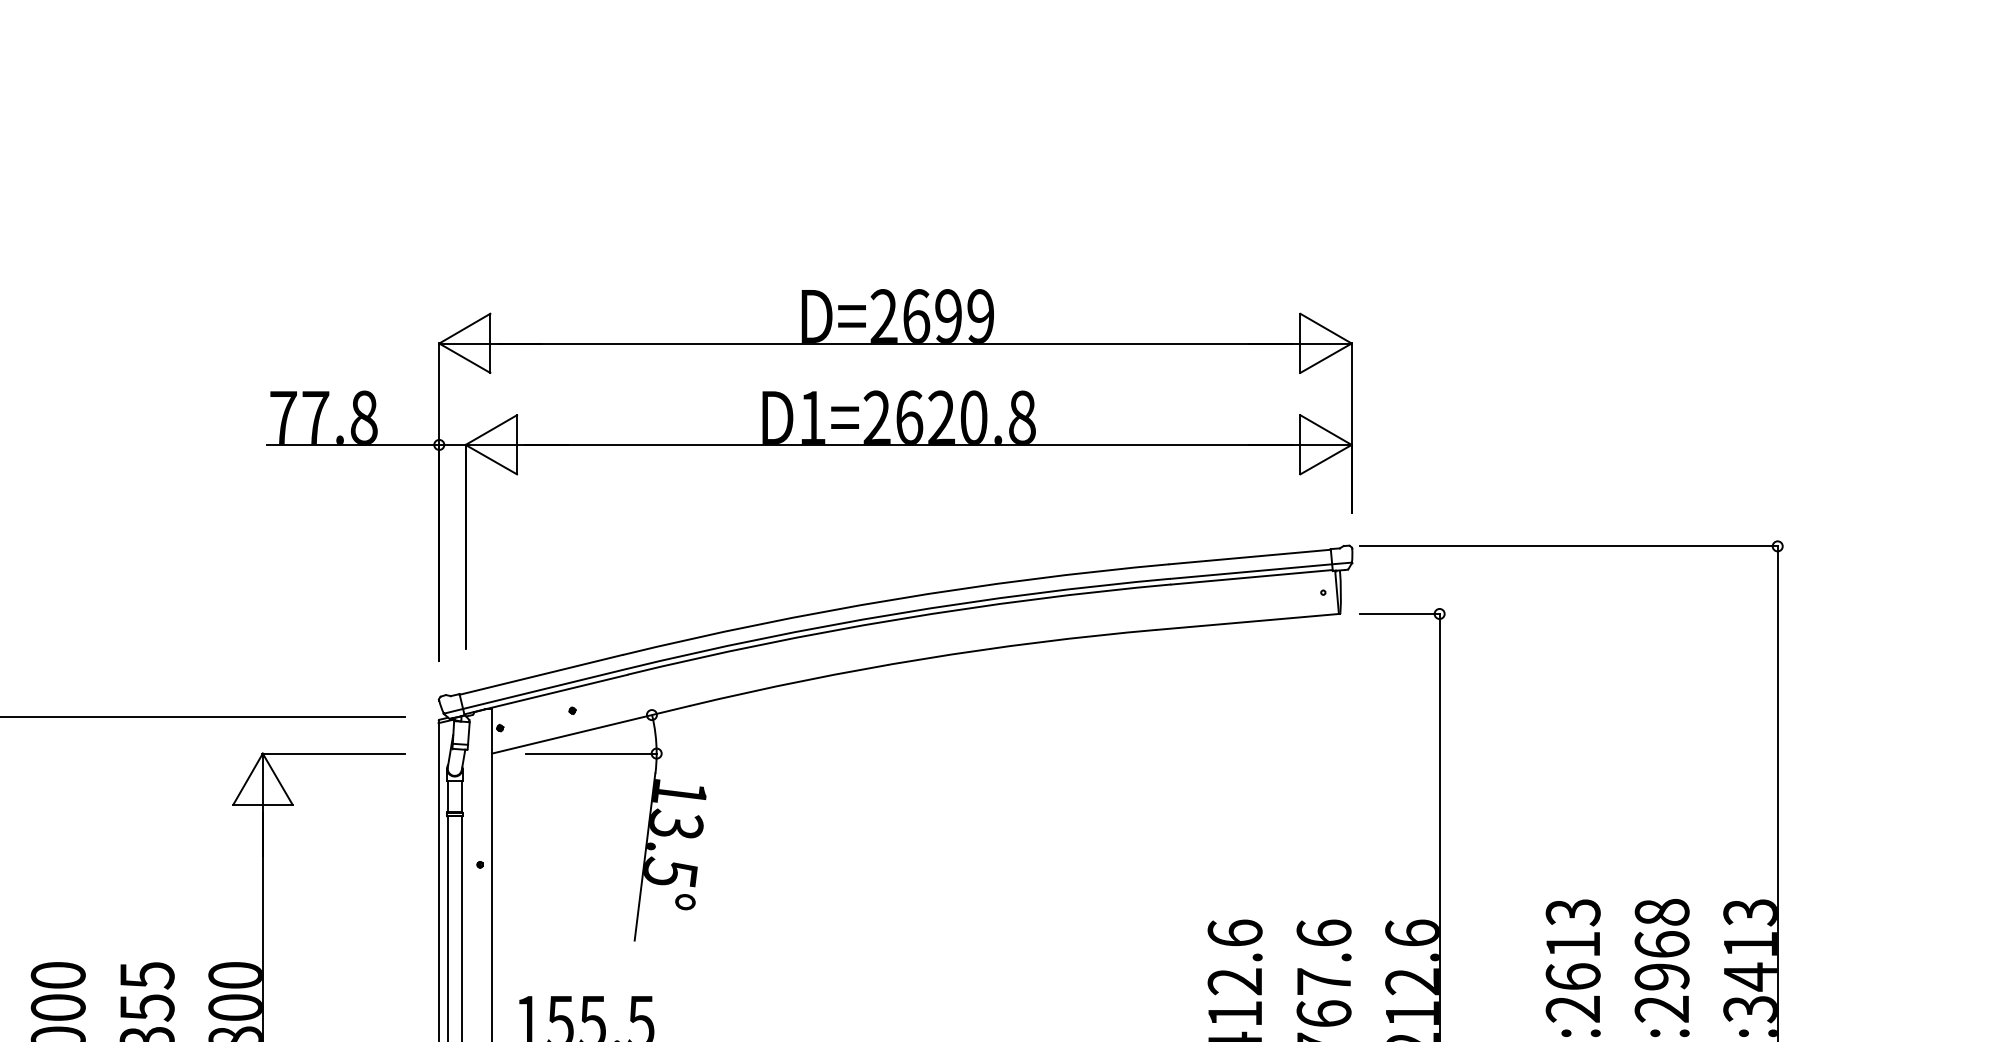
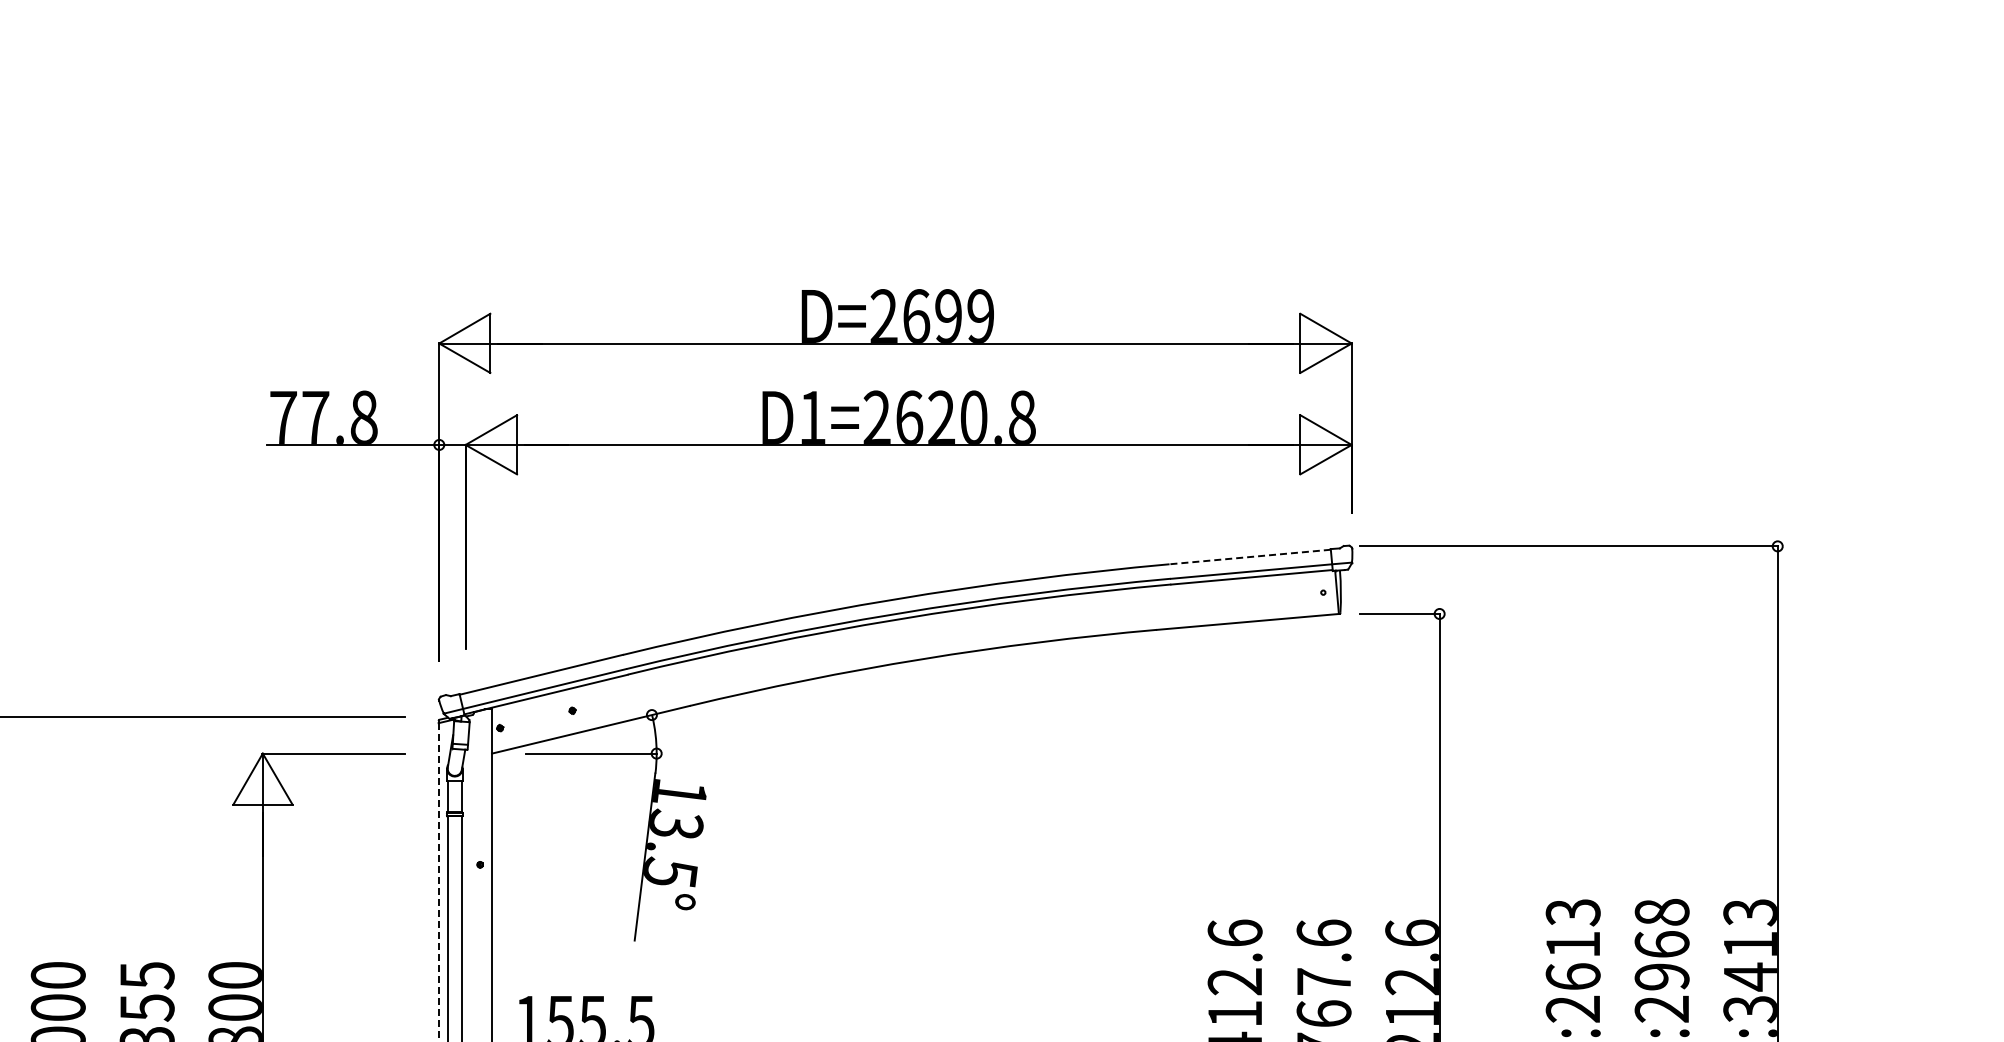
line: solid -> dashed (1250, 557)
line: solid -> dashed (439, 882)
